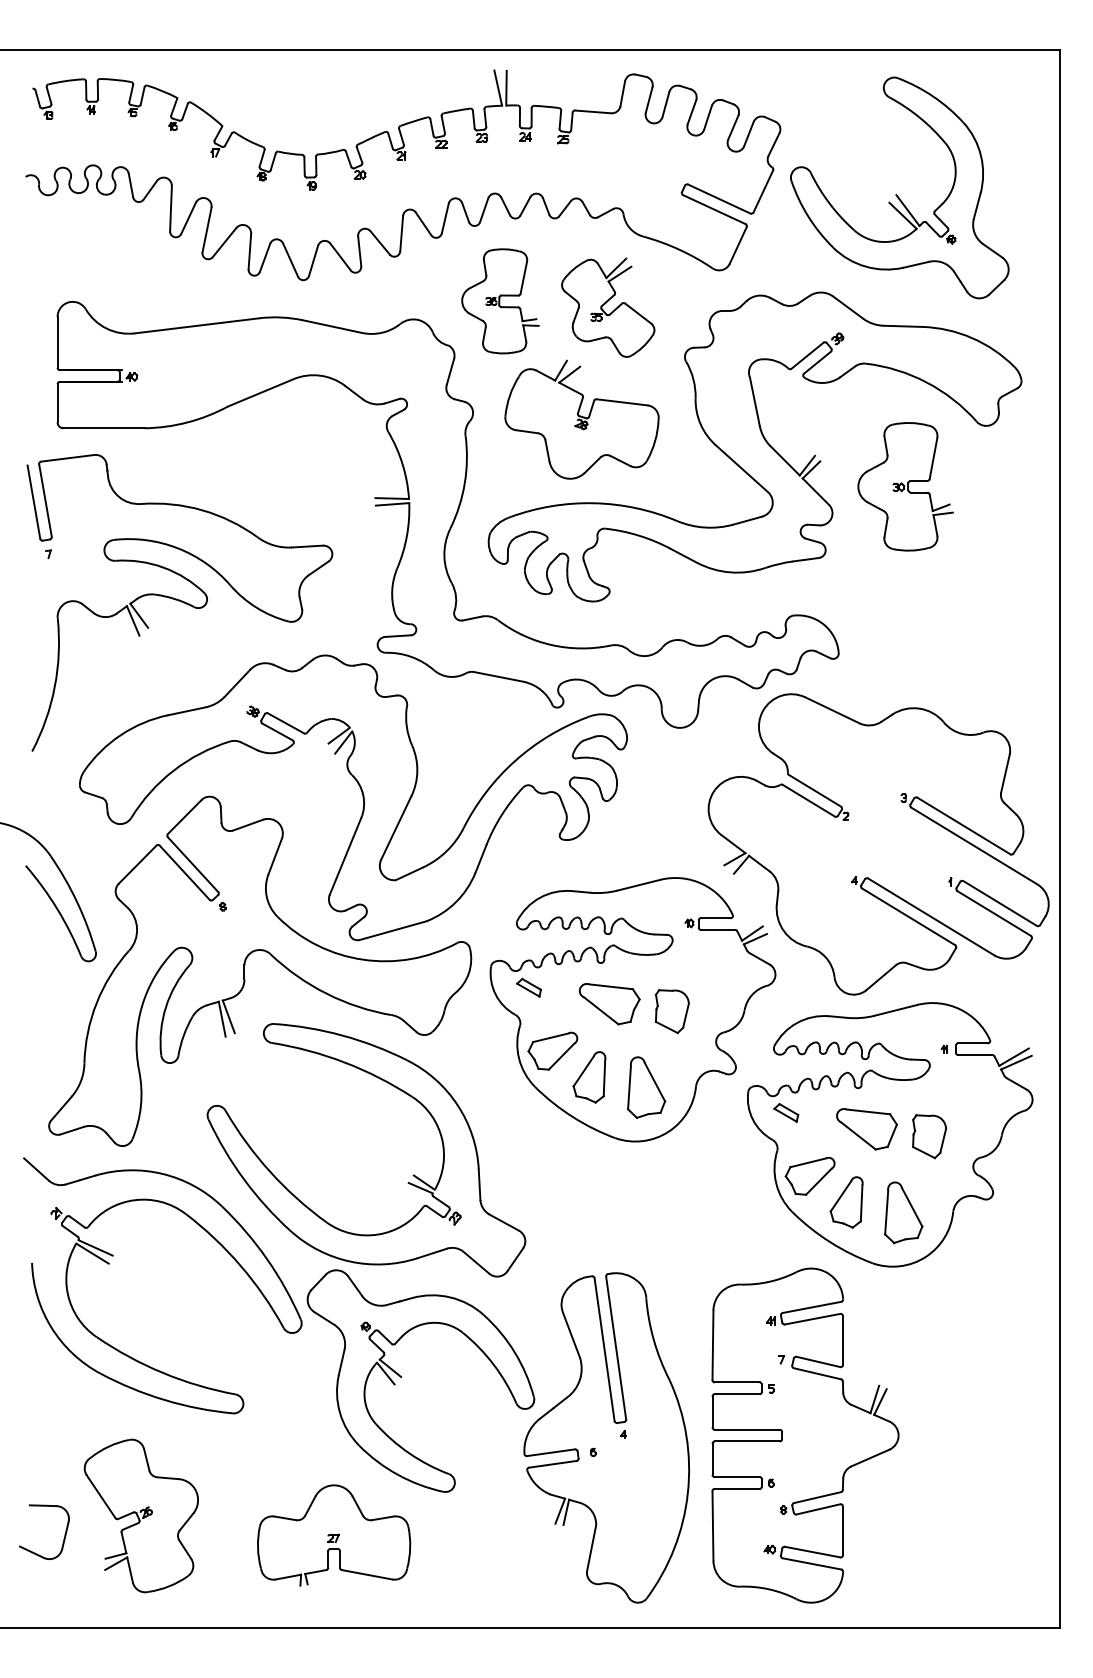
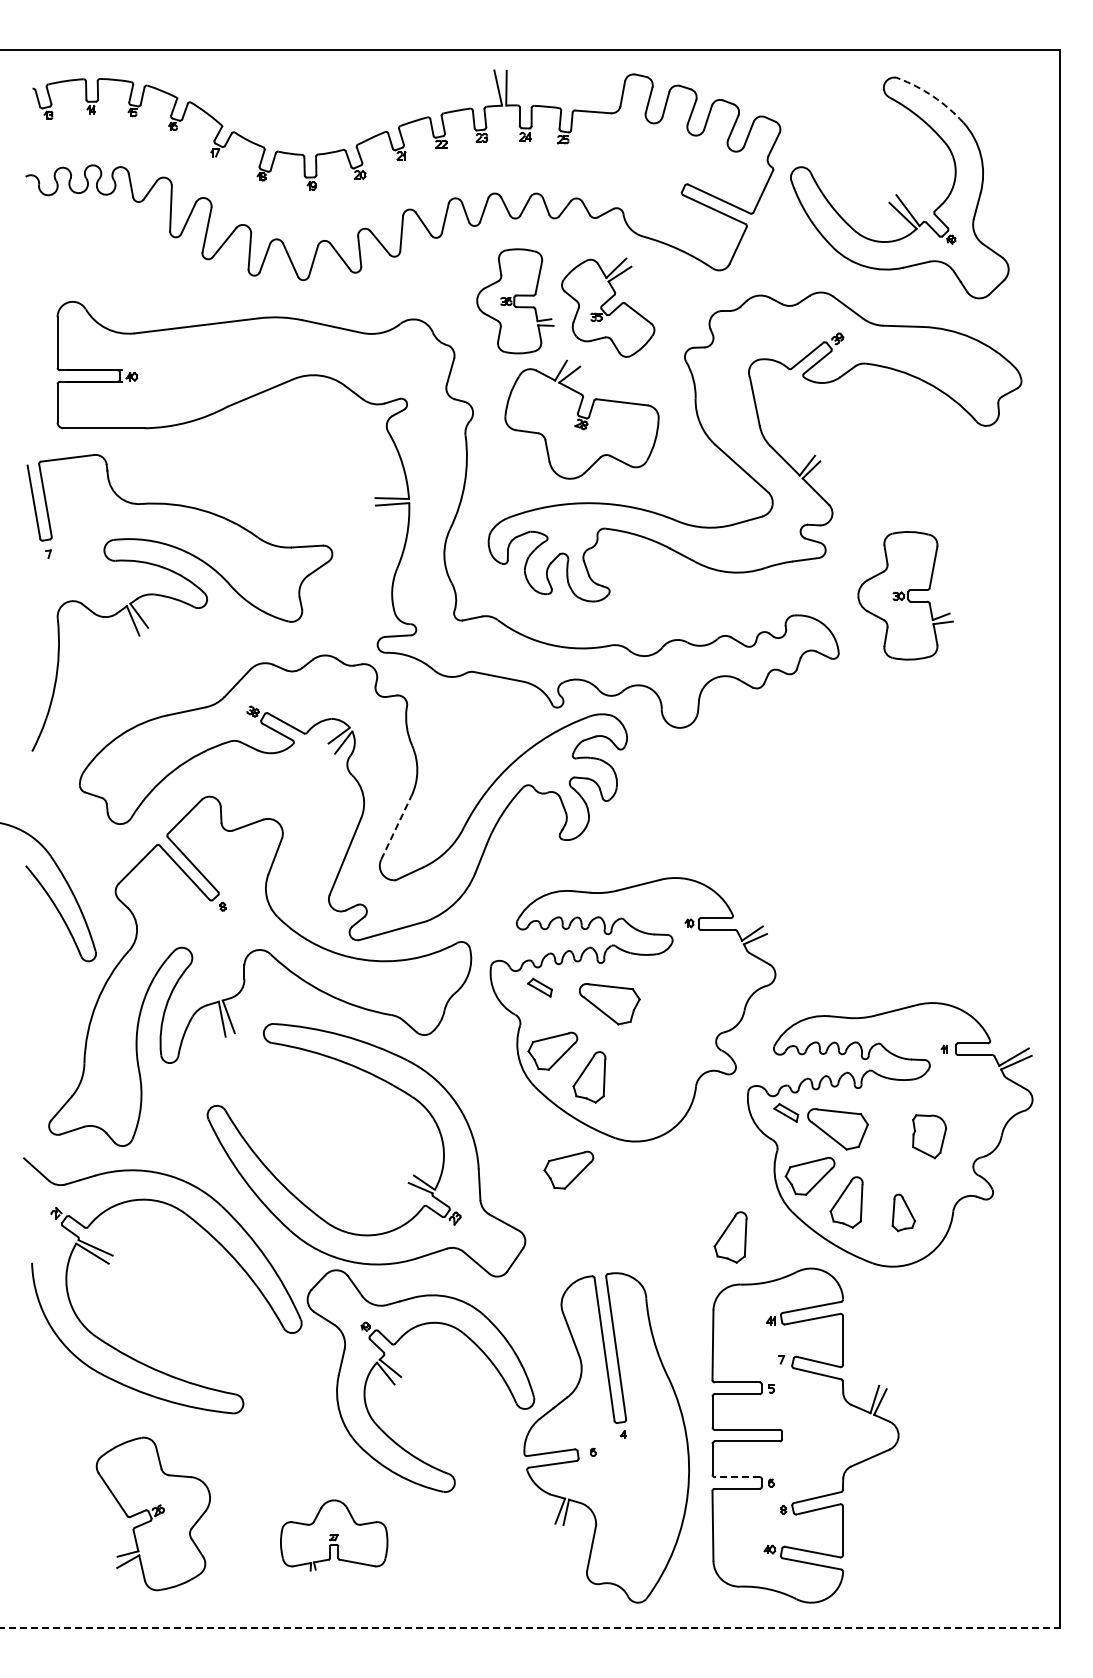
arc: solid -> dashed (933, 96)
part position: (500, 301) -> (515, 301) (515, 301)
part position: (905, 486) -> (905, 595) (905, 595)
line: solid -> dashed (396, 827)
part: present -> none (868, 877)
part position: (528, 987) -> (539, 987) (539, 987)
part: present -> none (671, 1011)
part: present -> none (646, 1087)
part position: (866, 1129) -> (837, 1129) (837, 1129)
part: none -> present (568, 1169)
part size: 40x64 px -> 25x39 px (903, 1212)
part: none -> present (730, 1237)
line: solid -> dashed (736, 1477)
part position: (140, 1515) -> (152, 1513) (152, 1513)
part: present -> none (64, 1534)
part size: 155x103 px -> 109x73 px (334, 1535)
line: solid -> dashed (530, 1627)
